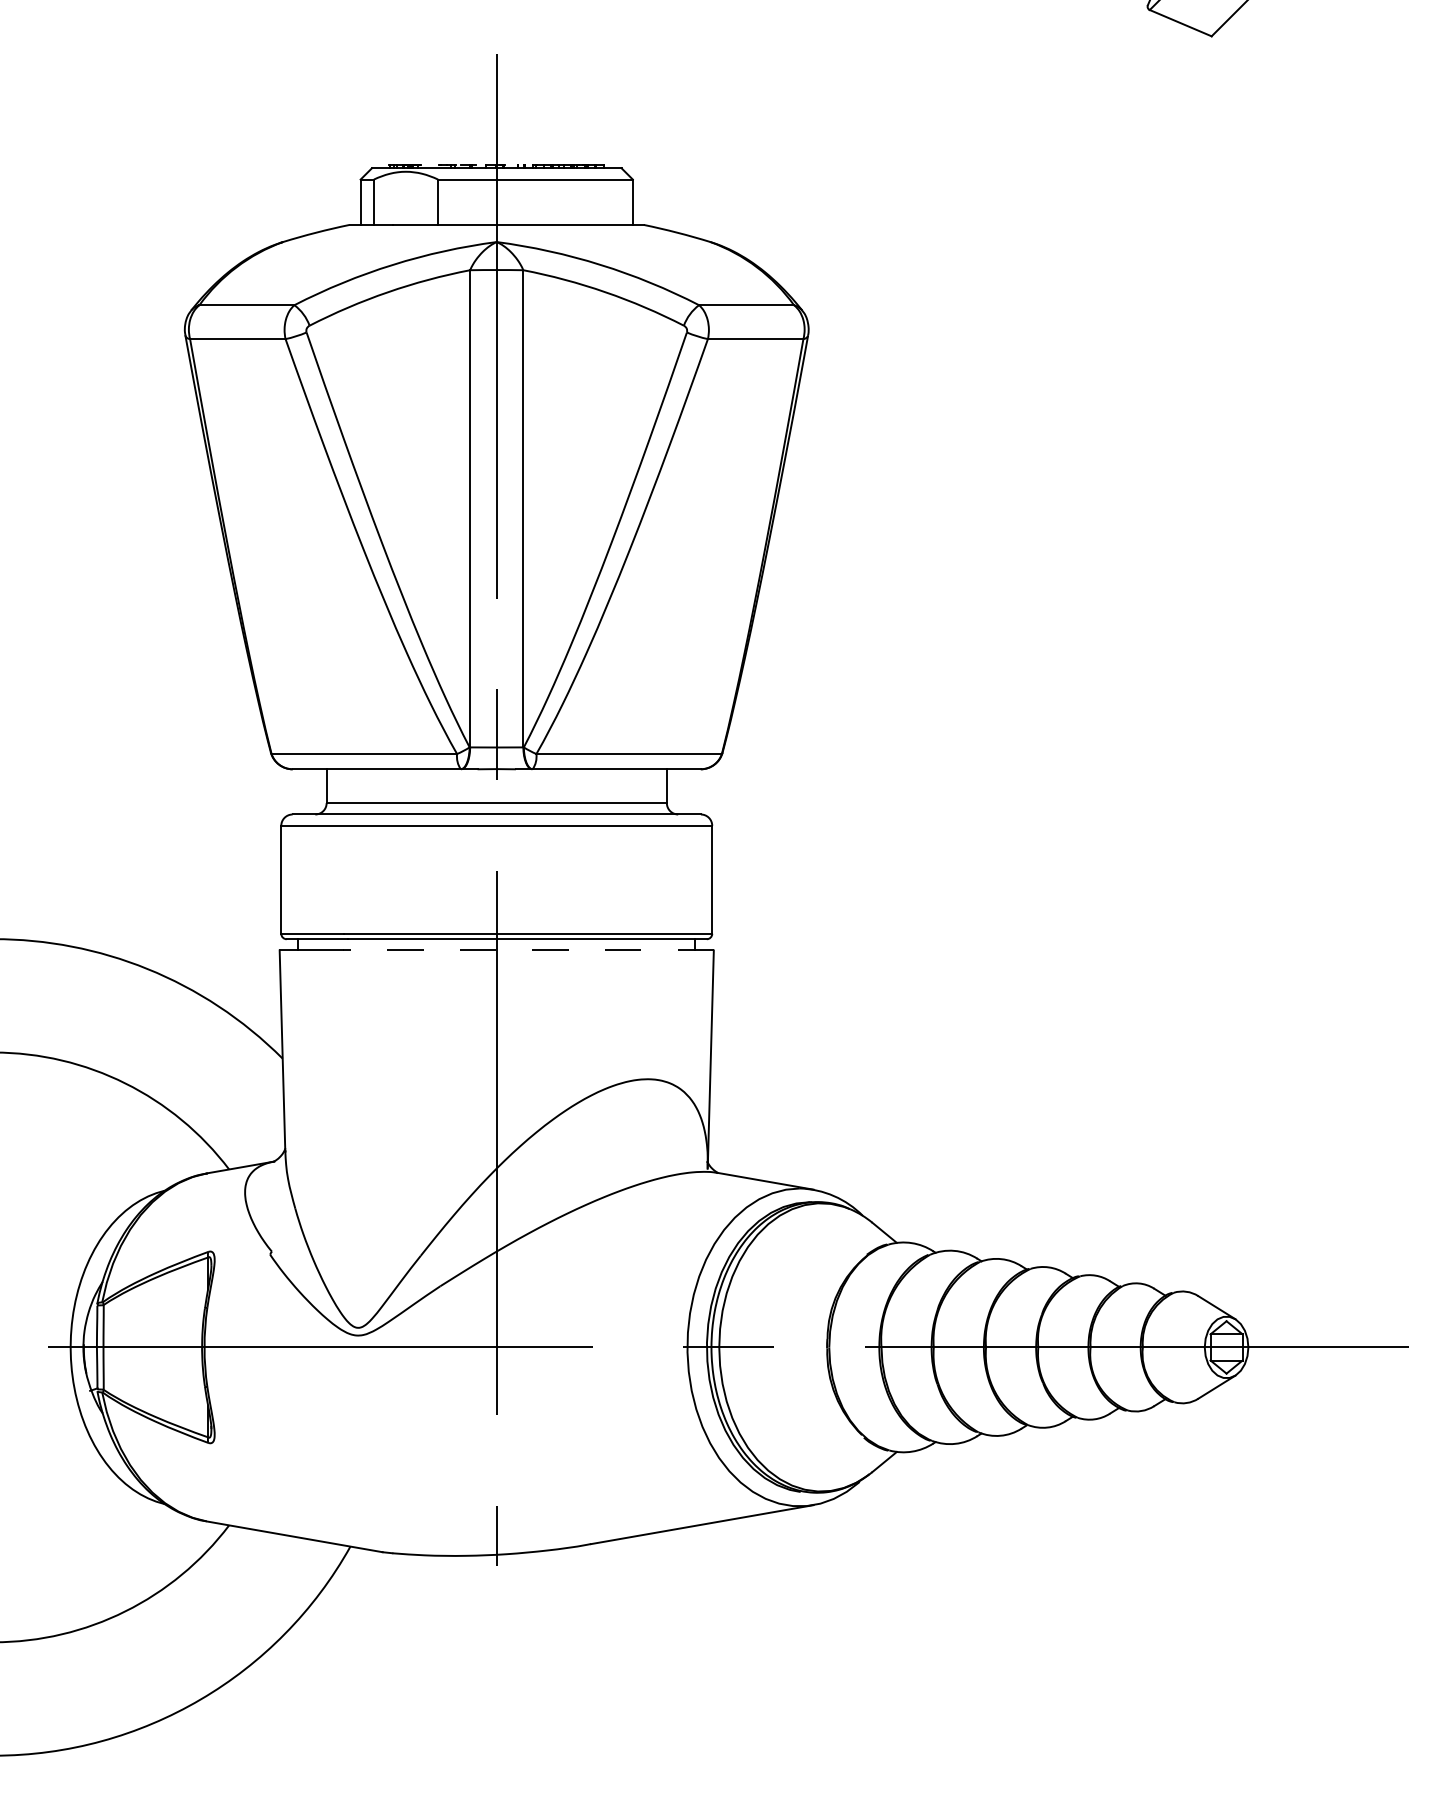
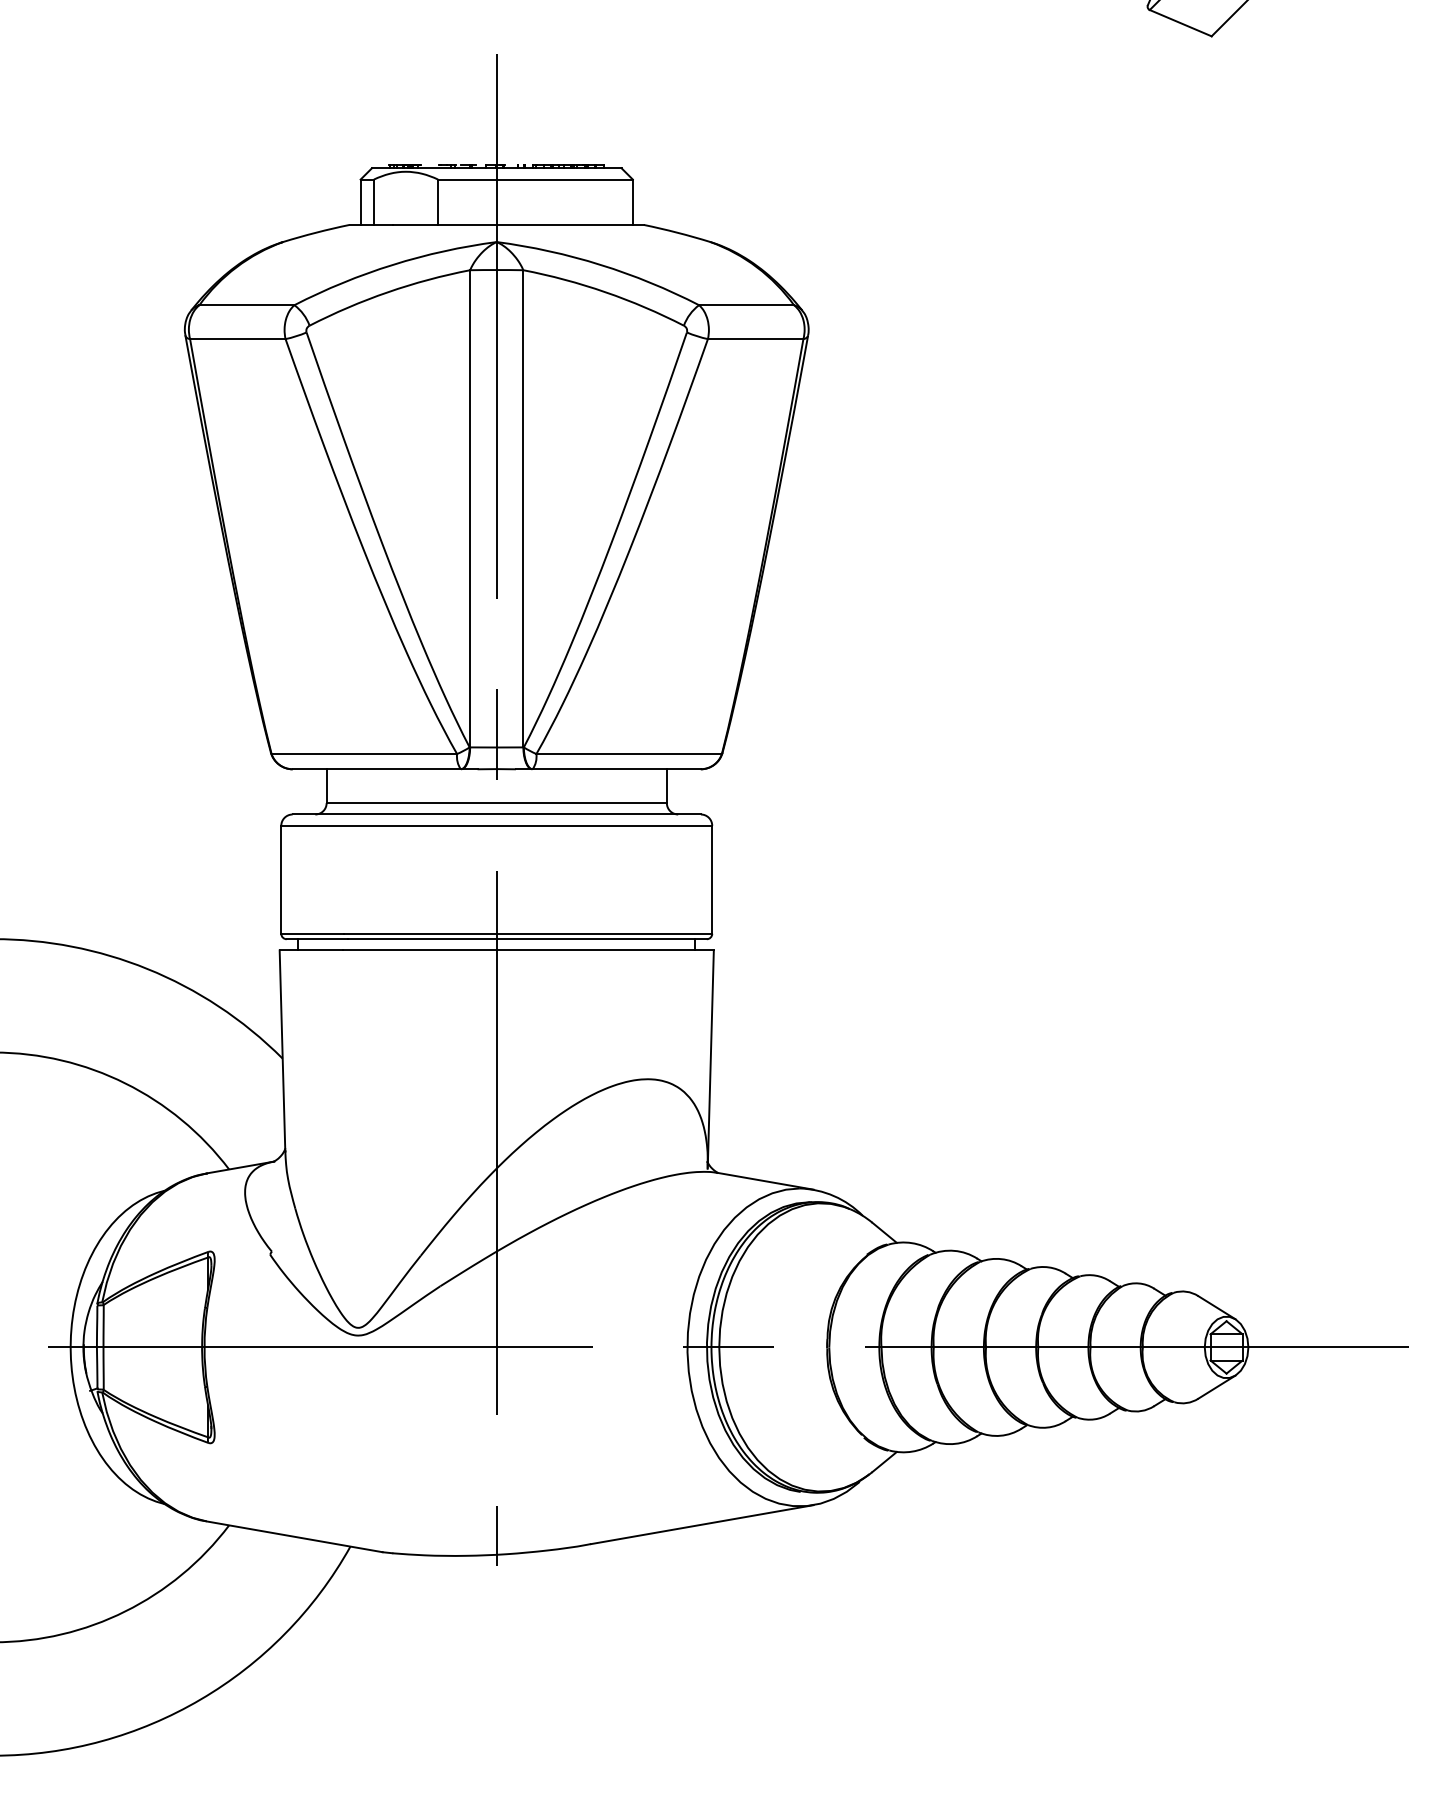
line: dashed -> solid (528, 950)
